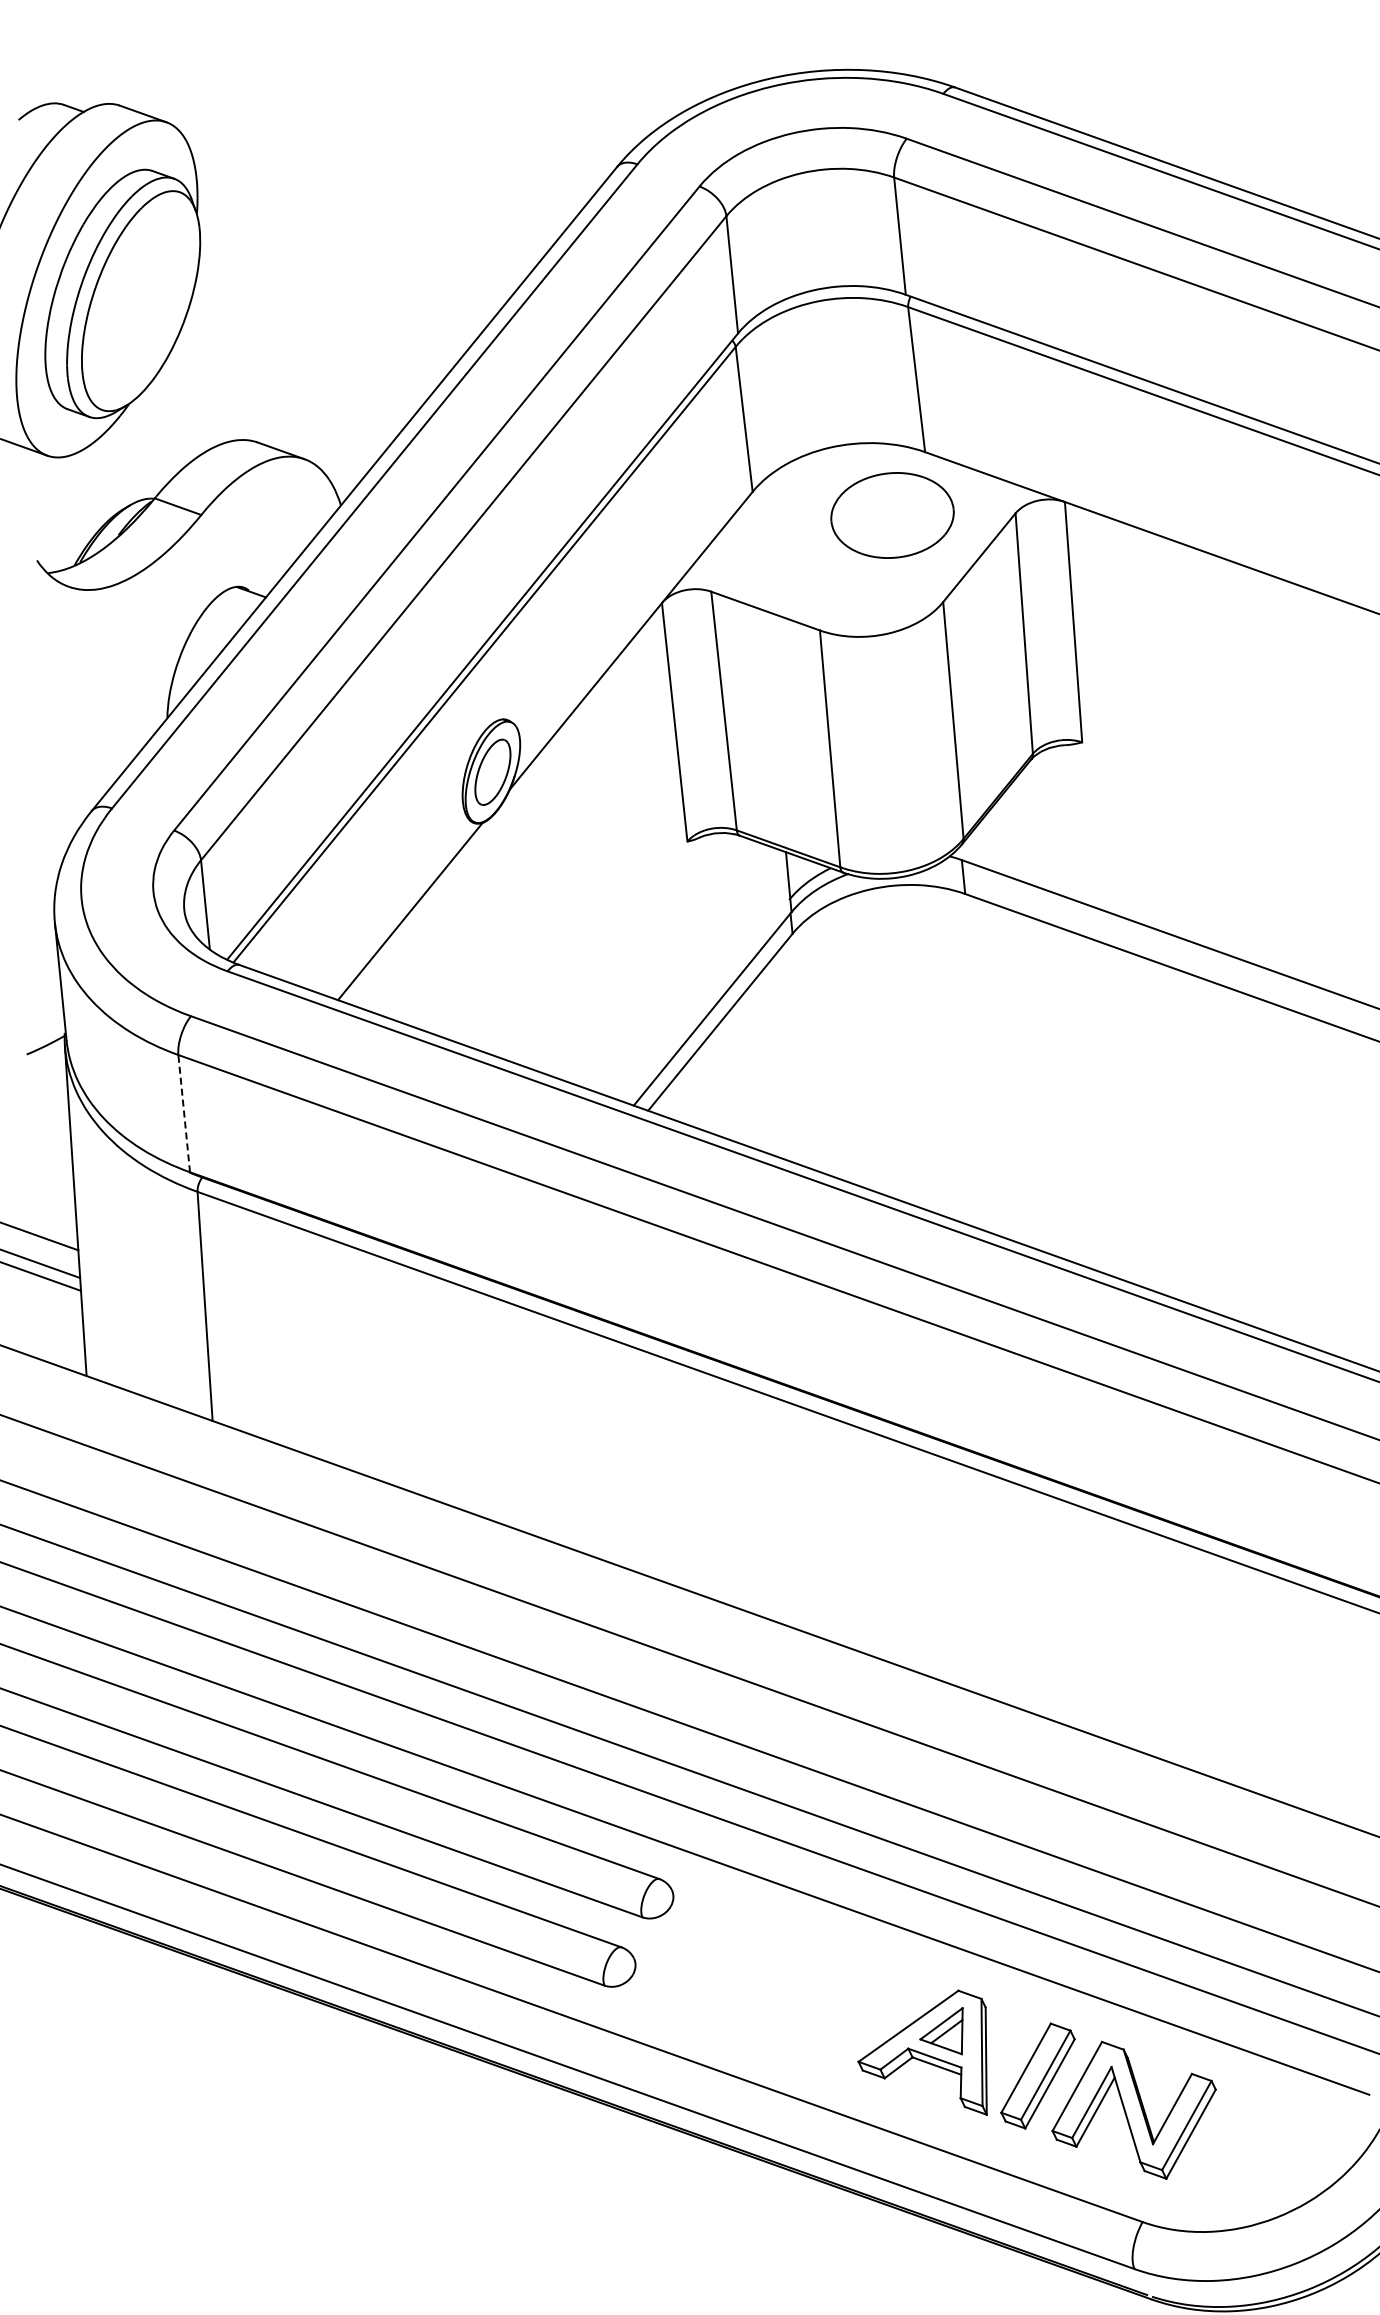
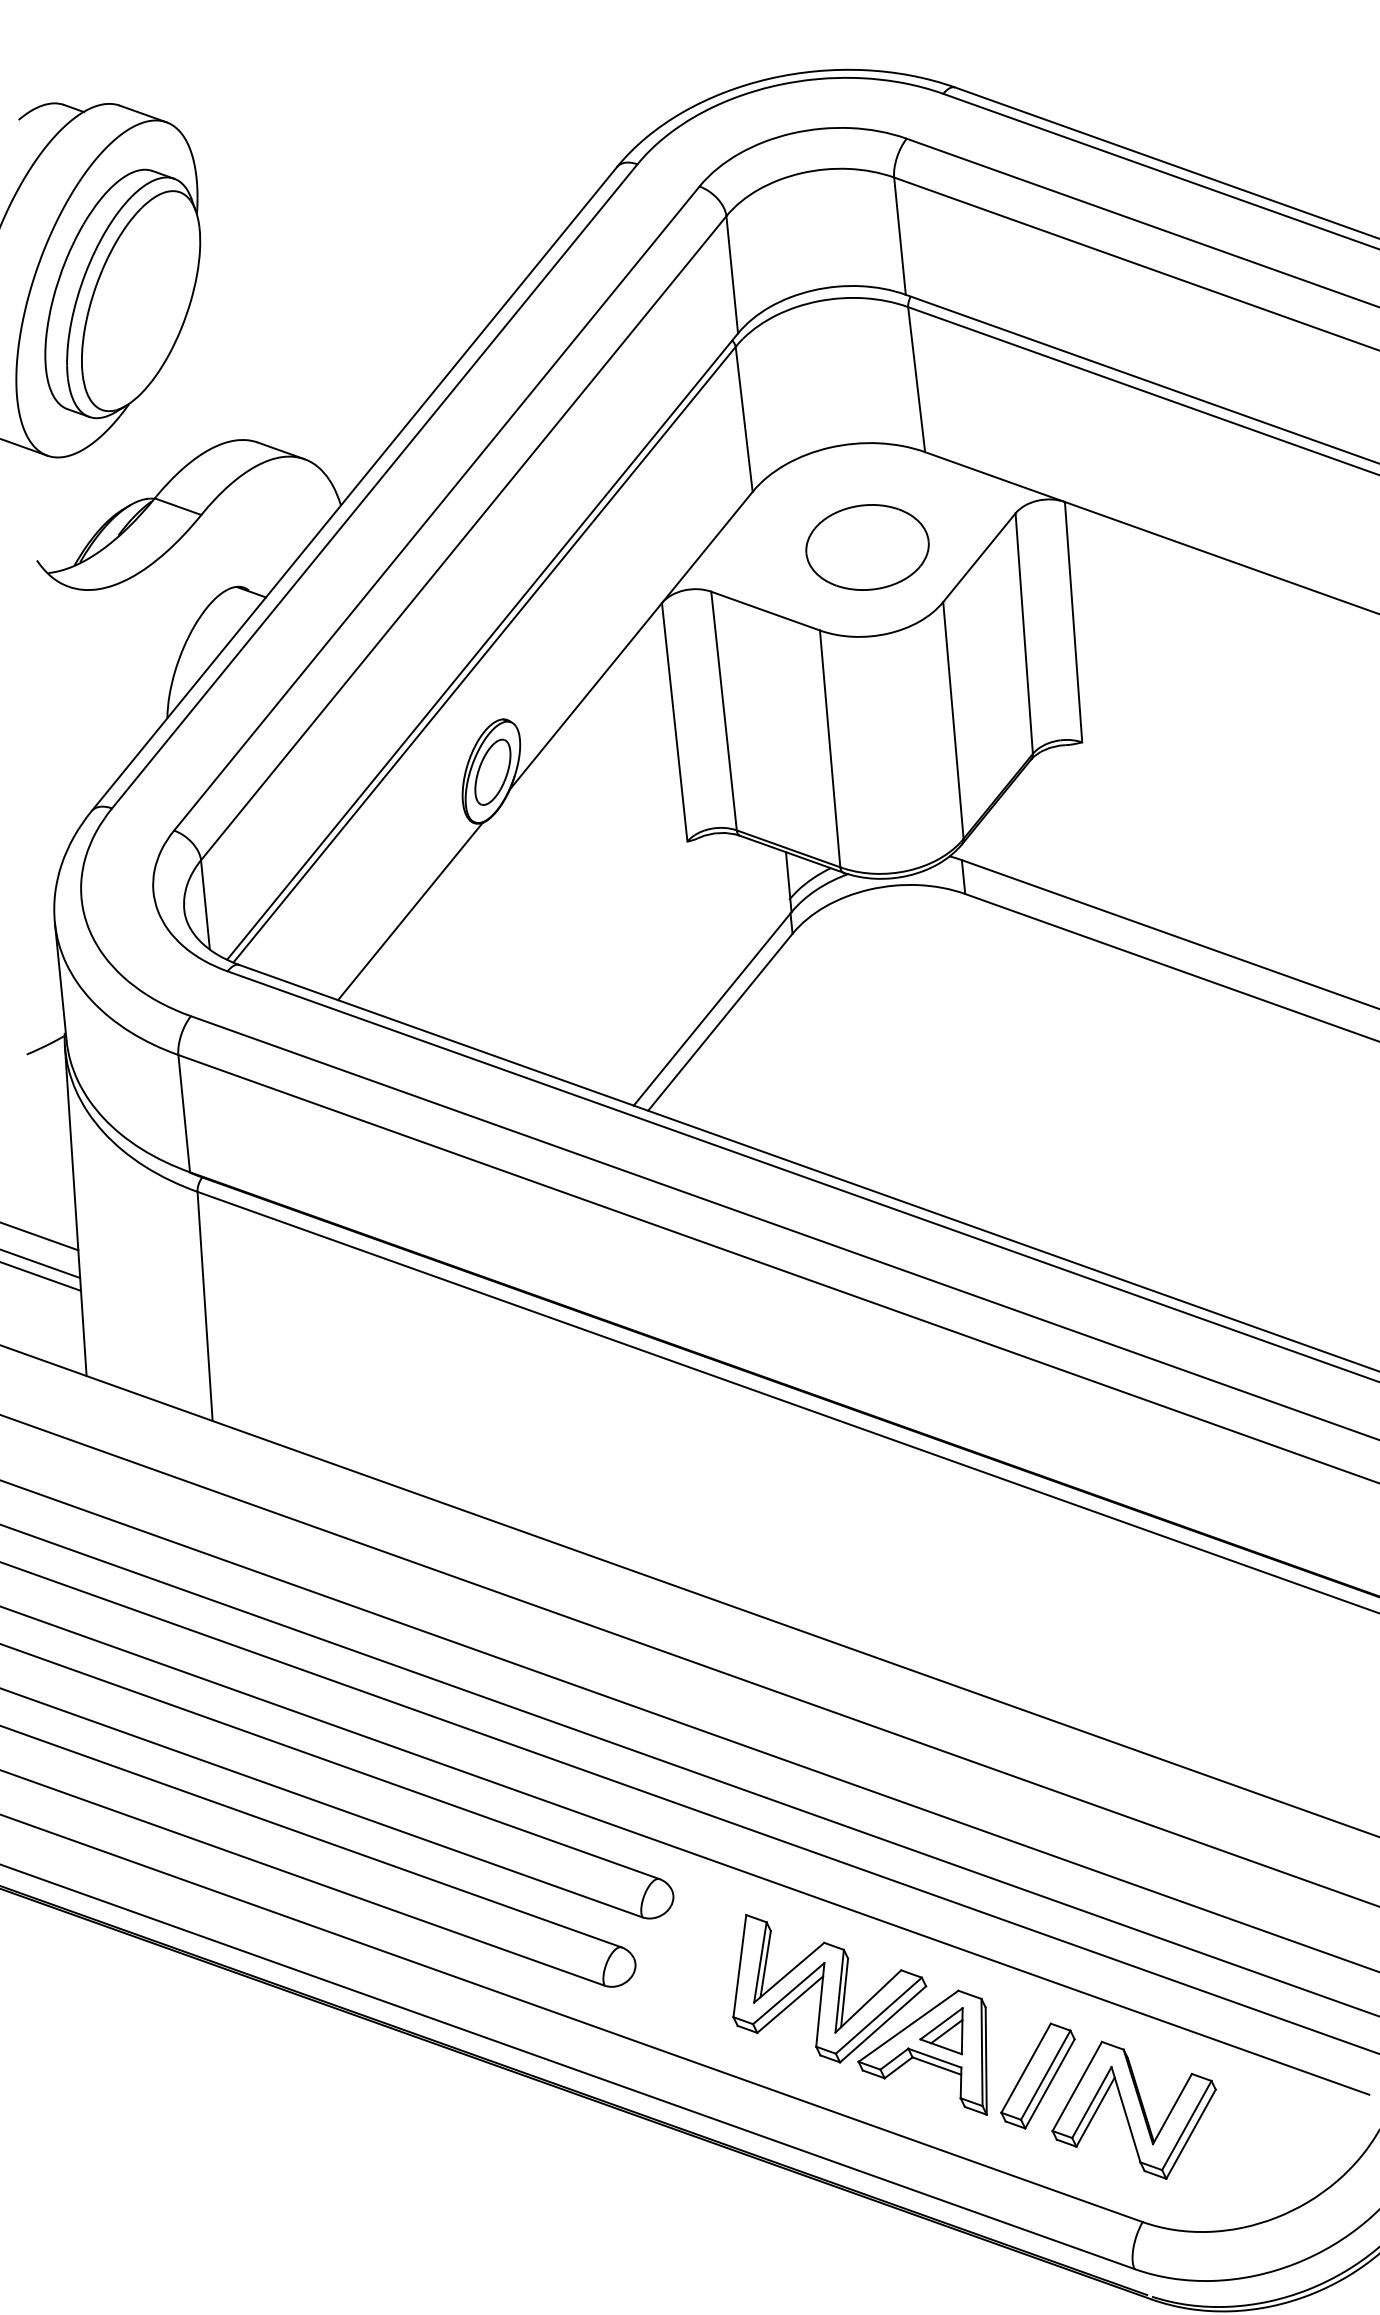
part position: (892, 515) -> (867, 547) (867, 547)
line: dashed -> solid (184, 1113)
part: none -> present (829, 1988)
